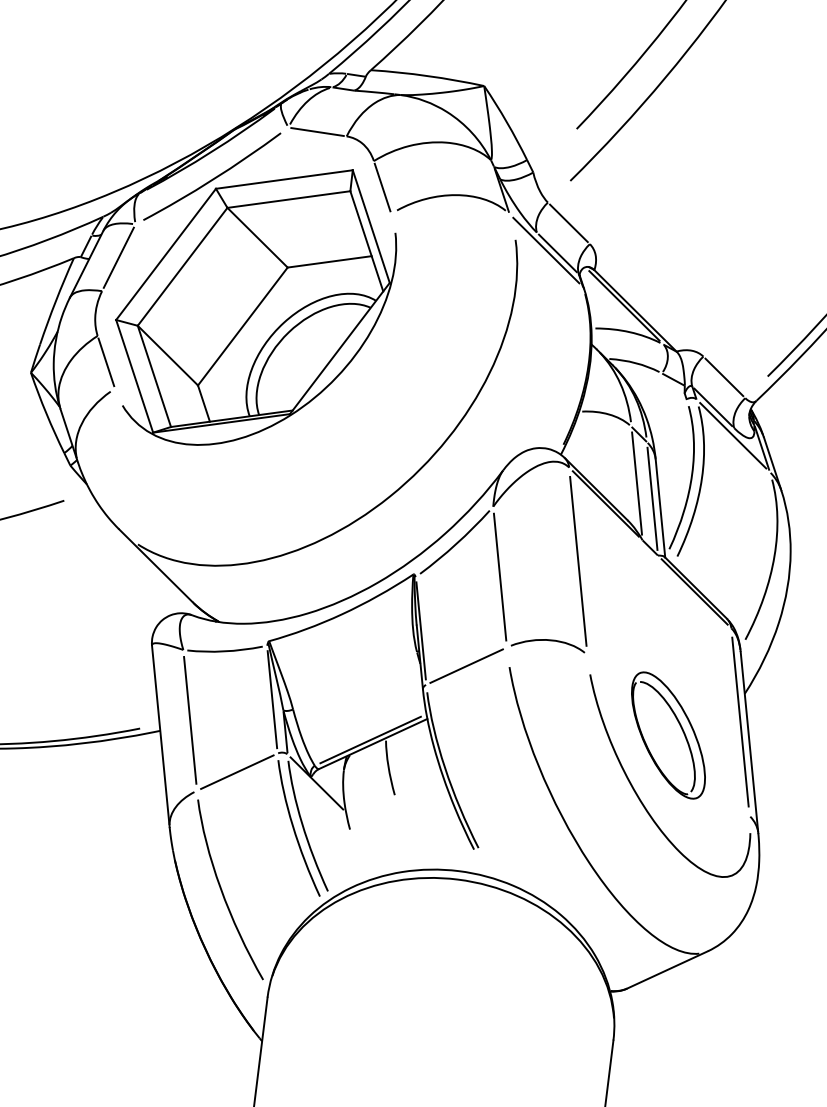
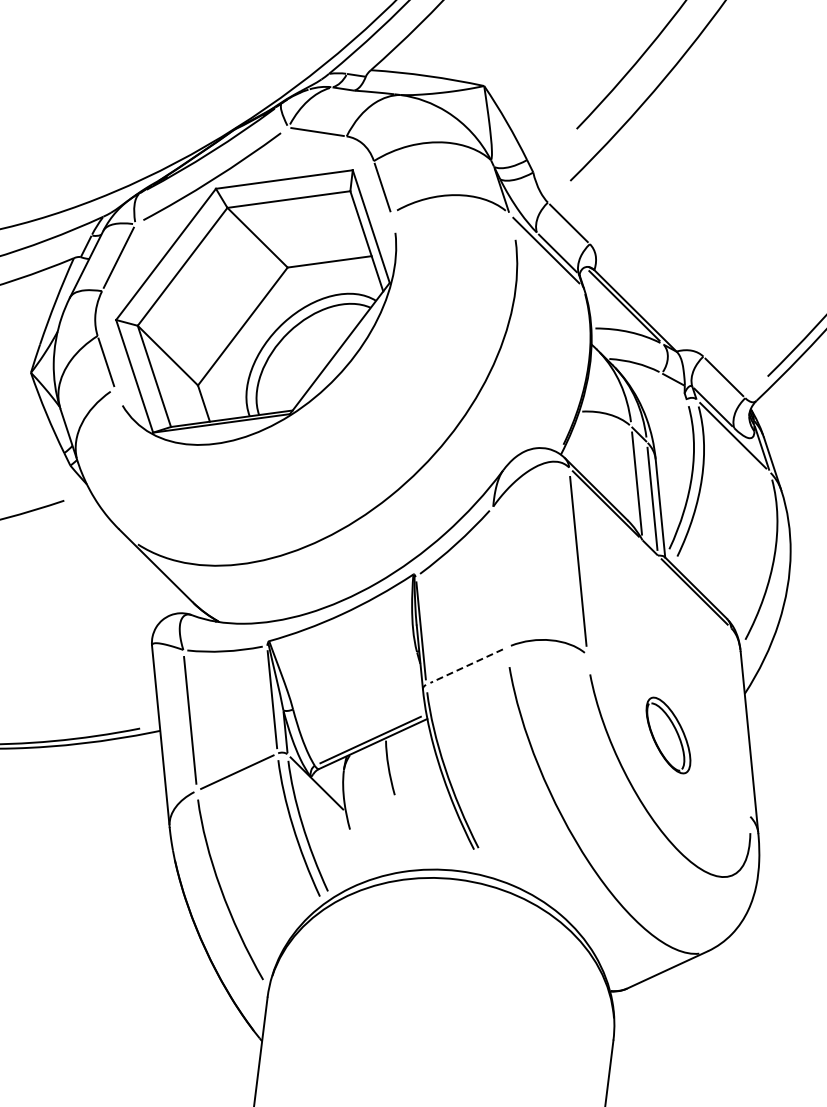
line: present -> none (499, 576)
line: solid -> dashed (466, 666)
line: present -> none (740, 721)
part size: 75x129 px -> 47x79 px (668, 735)
